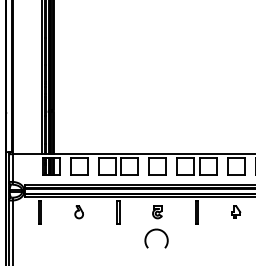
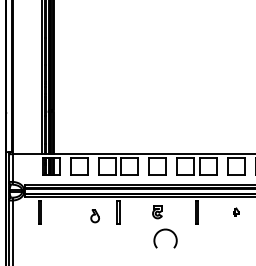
part size: 11x14 px -> 7x10 px (236, 211)
part position: (78, 212) -> (94, 216) (94, 216)
arc position: (156, 230) -> (165, 230) (165, 230)
